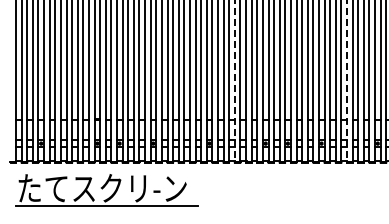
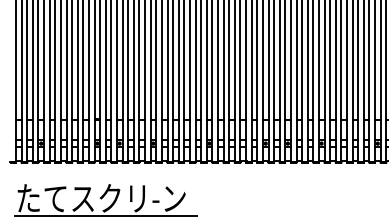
line: dashed -> solid (234, 81)
line: dashed -> solid (347, 81)
part position: (106, 190) -> (105, 200) (105, 200)
